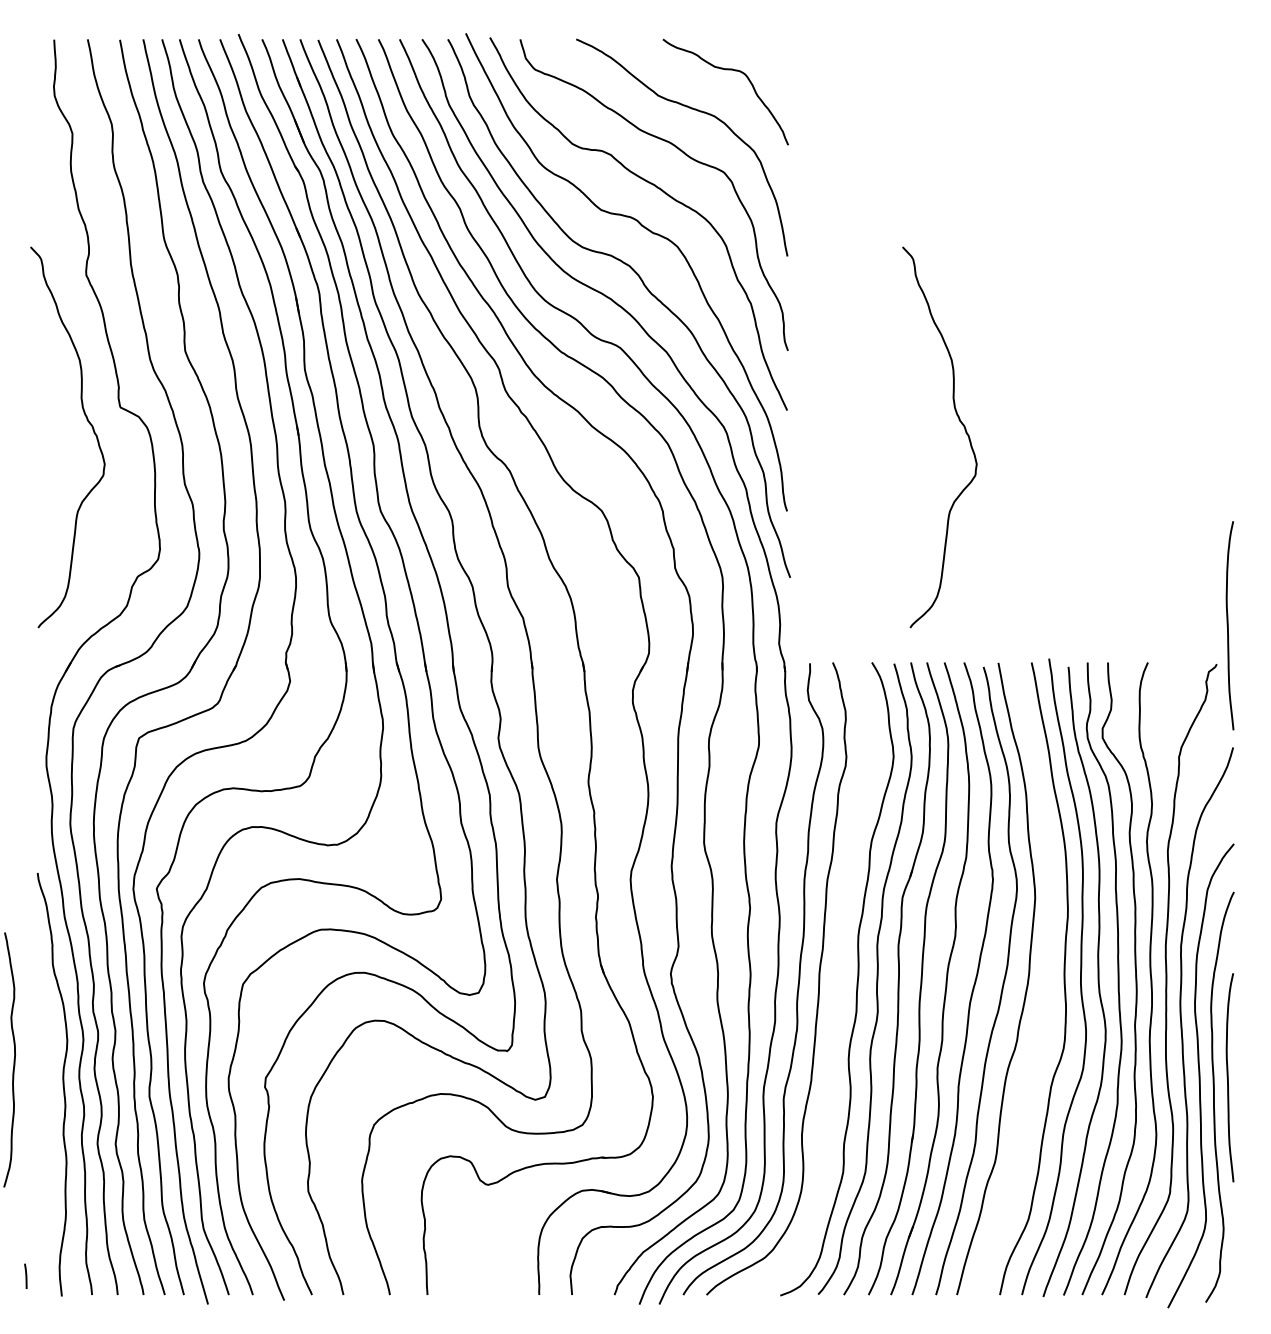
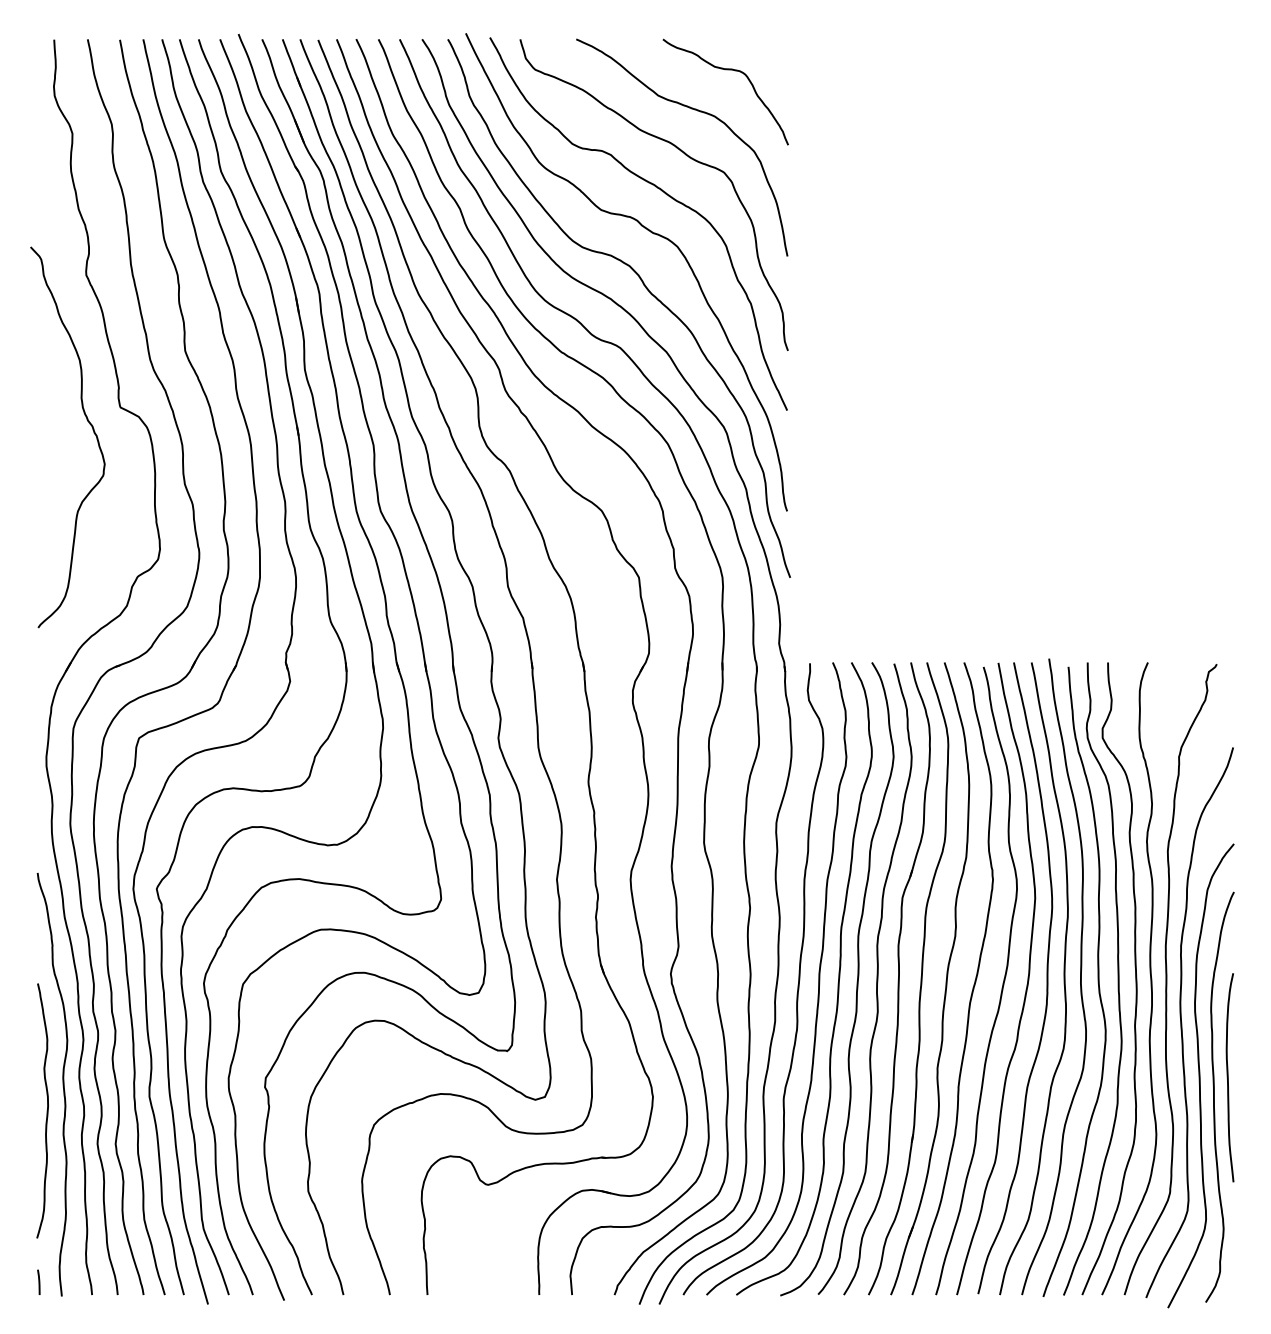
curve: present -> none (961, 424)
curve: present -> none (1228, 625)
curve: none -> present (1046, 978)
curve: none -> present (837, 983)
curve position: (13, 1059) -> (46, 1110) (46, 1110)
line position: (25, 1275) -> (38, 1281) (38, 1281)
